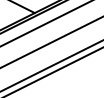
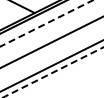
line: solid -> dashed (46, 23)
line: solid -> dashed (53, 72)
